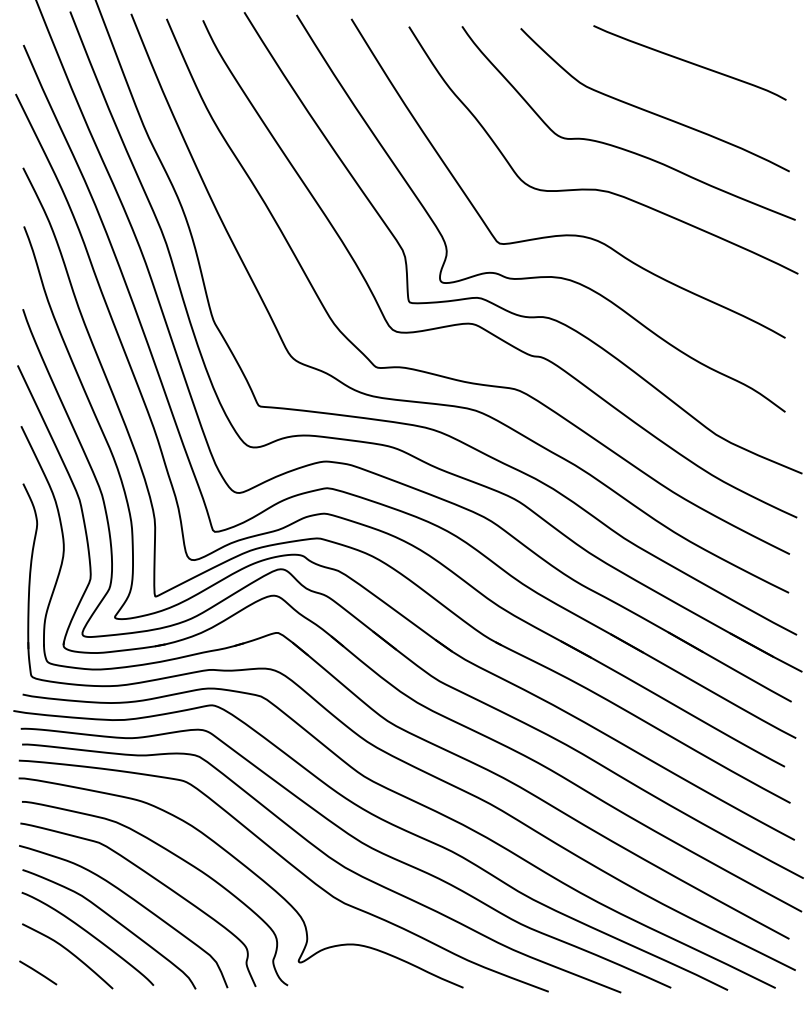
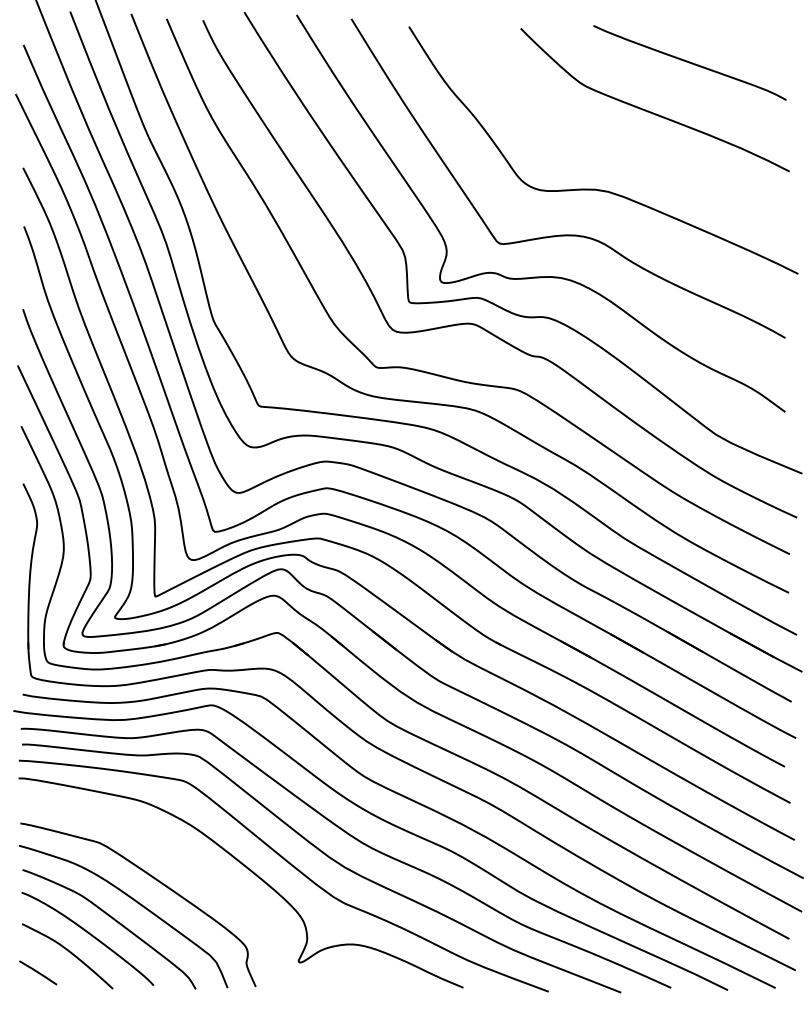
curve: present -> none (621, 147)
curve: present -> none (175, 856)
